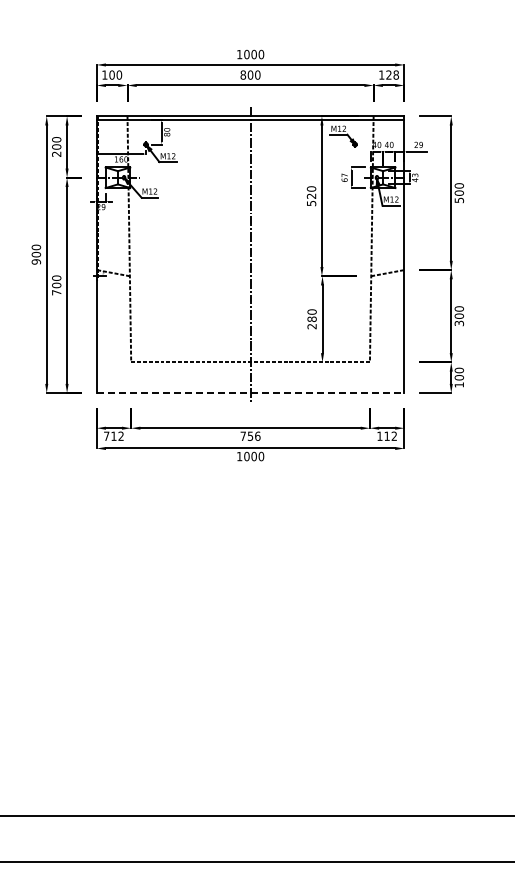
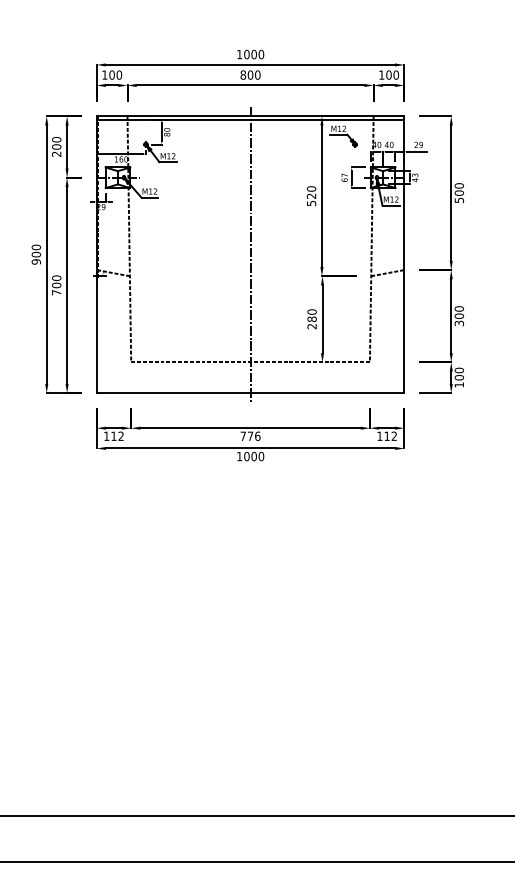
text: 128 -> 100 (392, 74)
line: dashed -> solid (250, 393)
text: 712 -> 112 (106, 435)
text: 756 -> 776 (250, 435)
